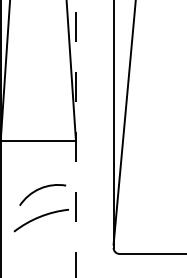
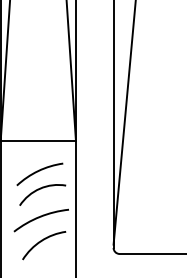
line: dashed -> solid (75, 139)
arc: none -> present (37, 172)
arc: none -> present (41, 242)
